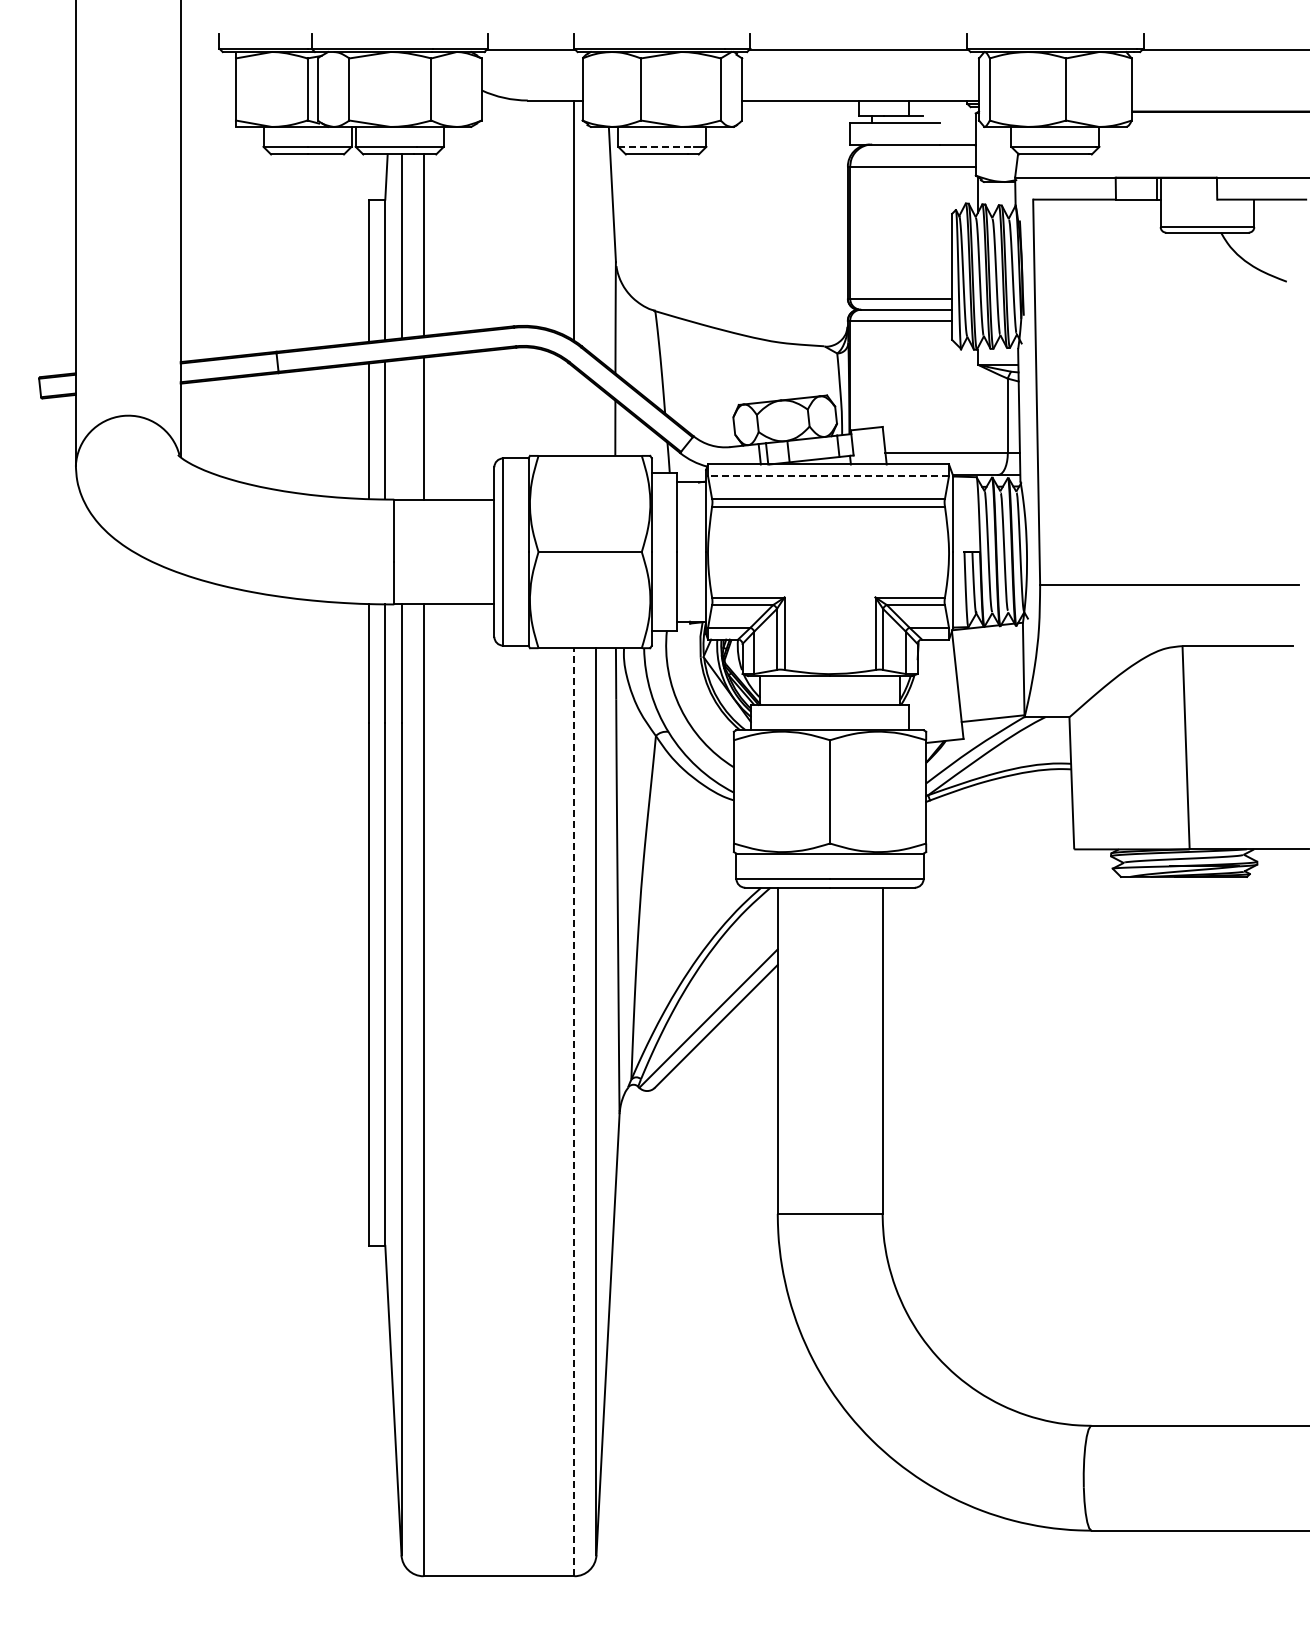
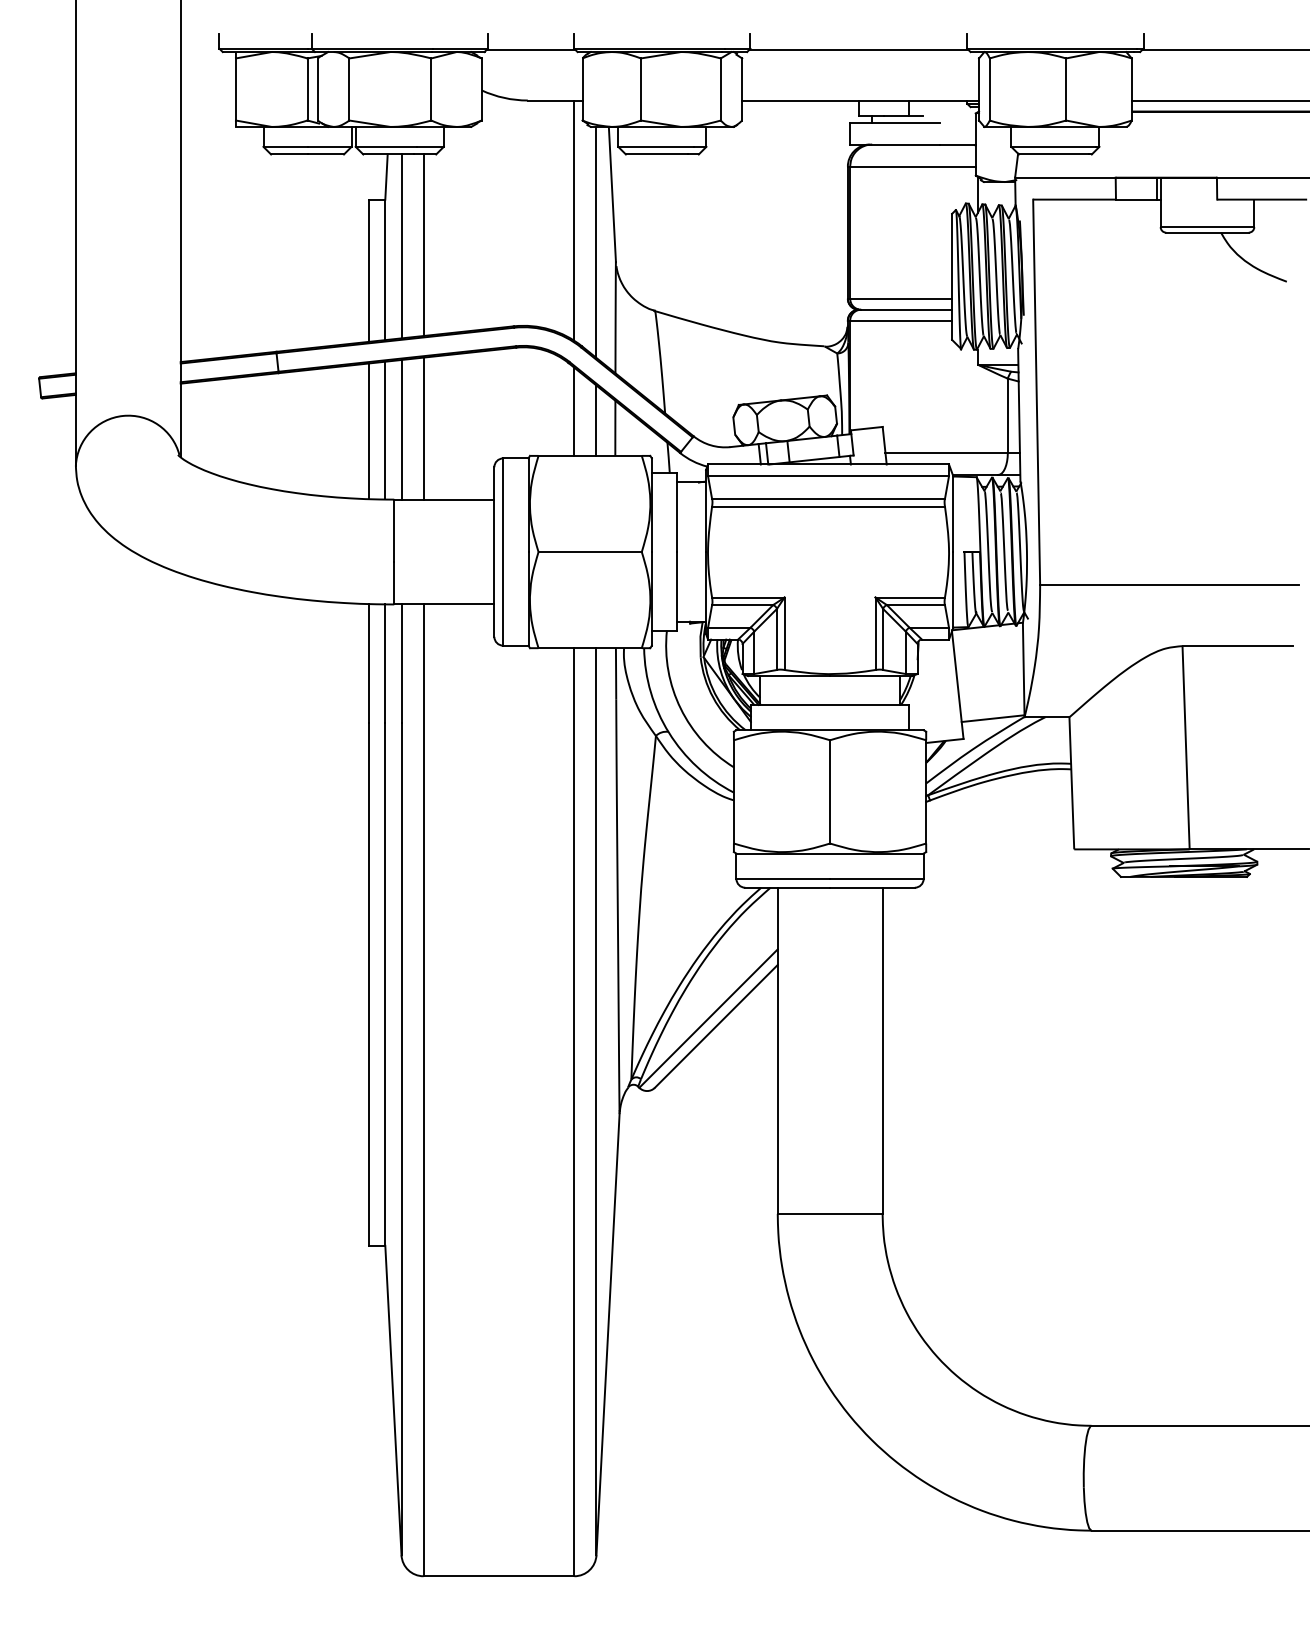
line: none -> present (1218, 100)
line: dashed -> solid (655, 146)
line: none -> present (596, 241)
line: none -> present (574, 411)
line: none -> present (596, 420)
line: none -> present (401, 429)
line: dashed -> solid (828, 476)
line: dashed -> solid (574, 1111)
